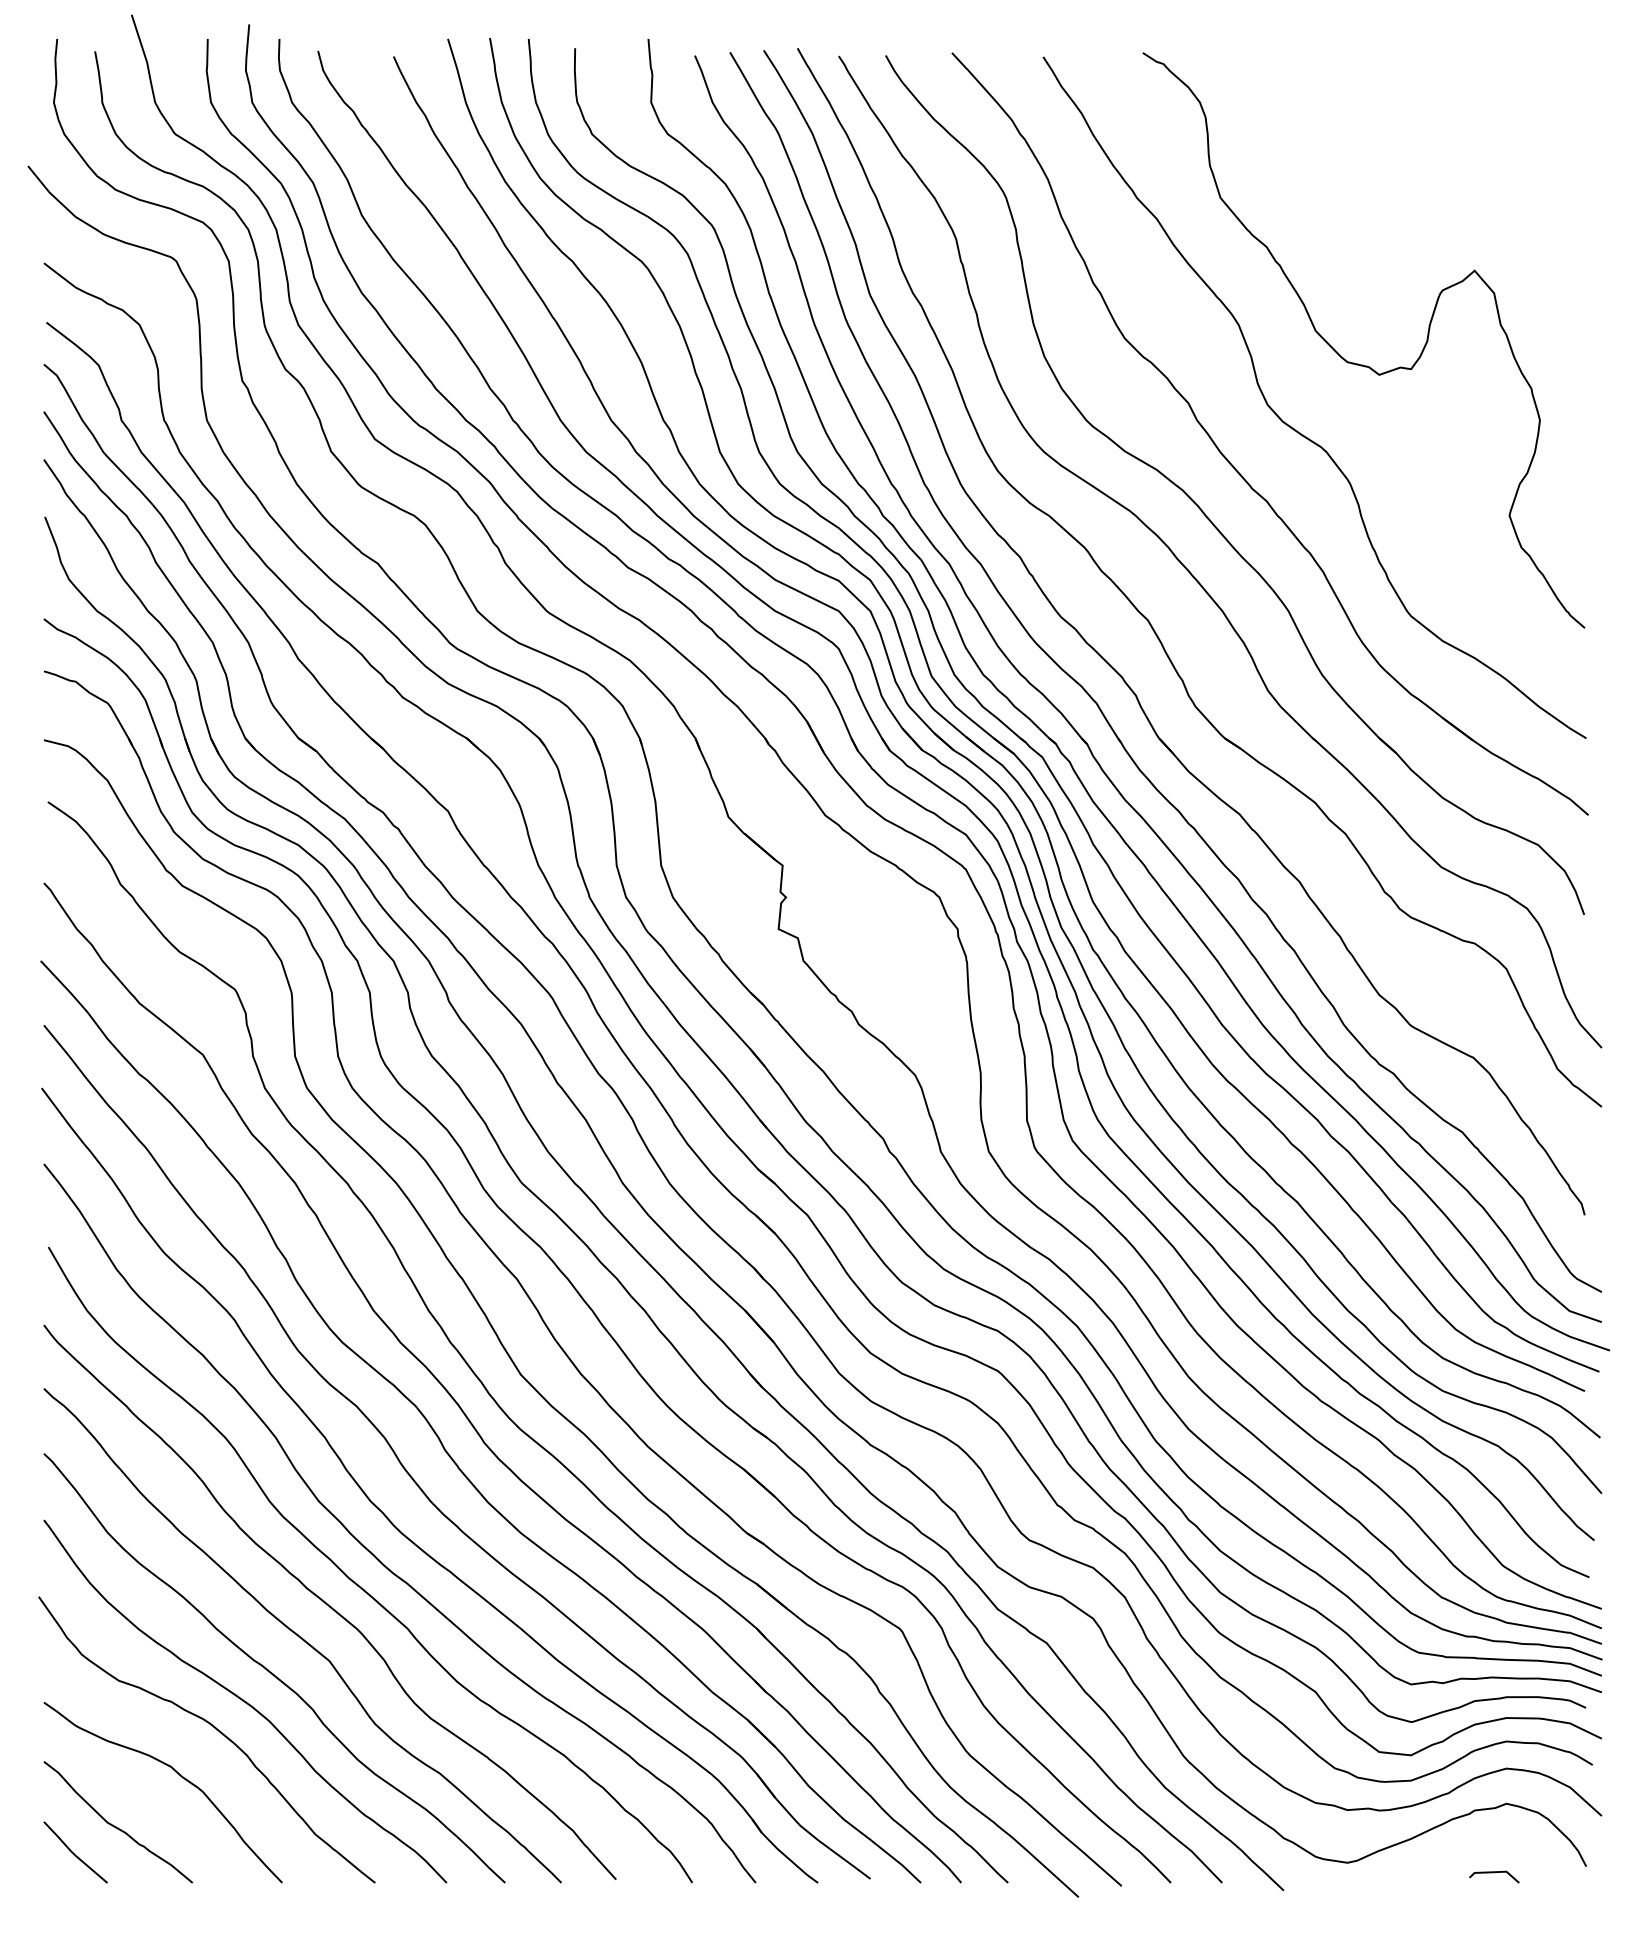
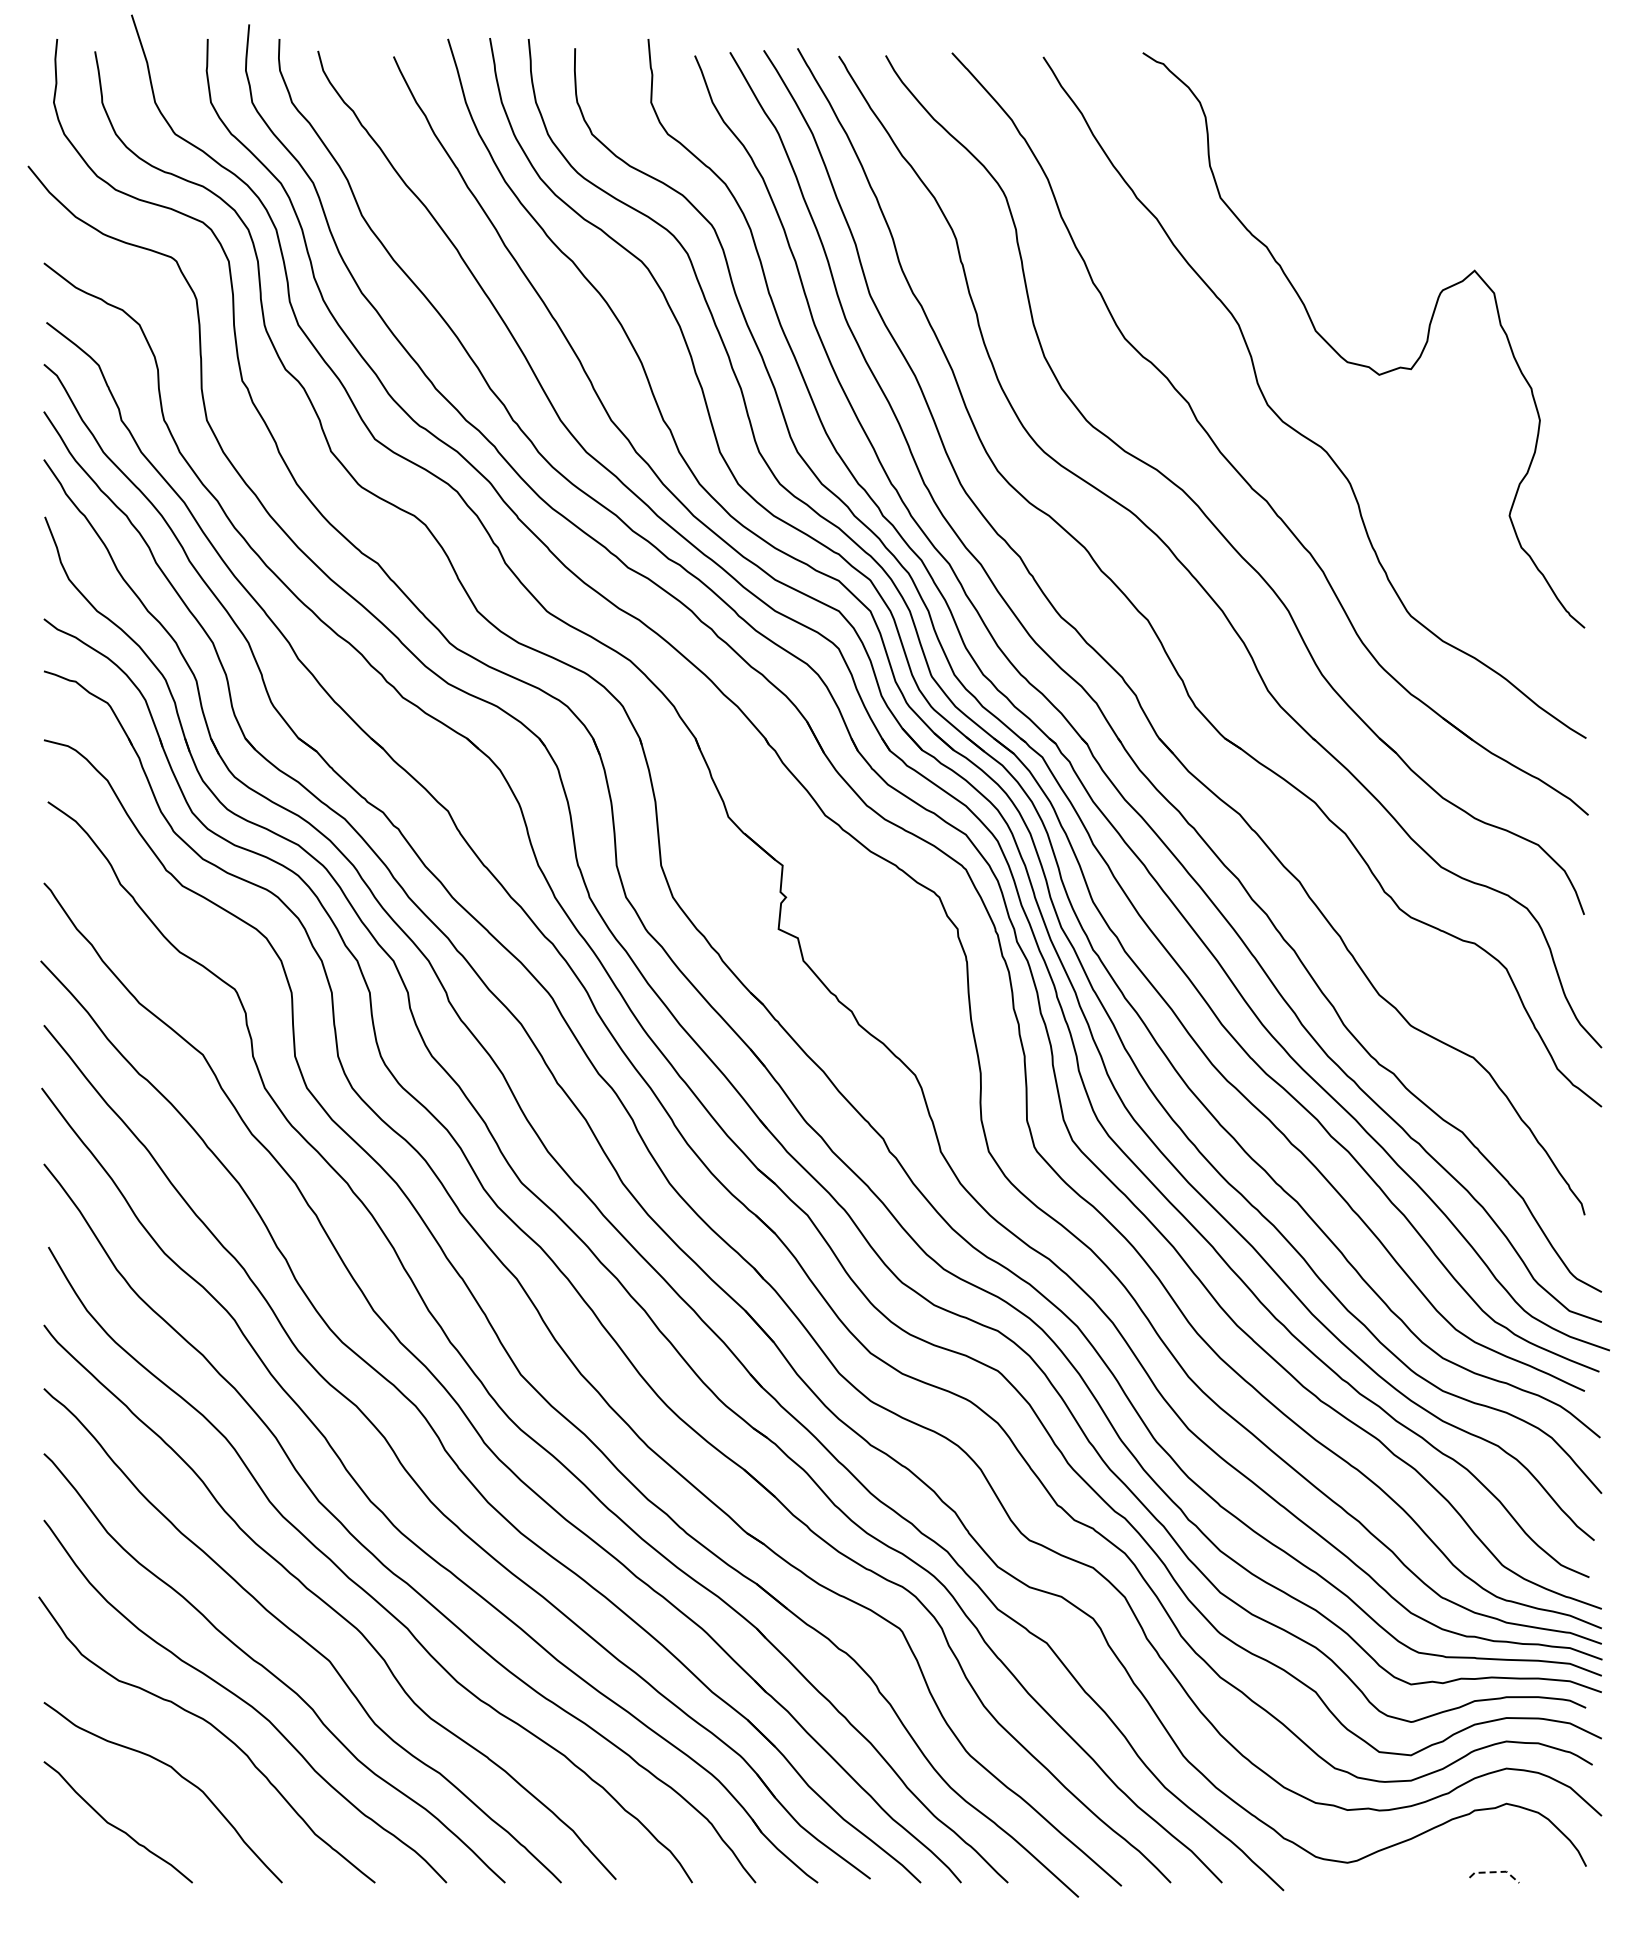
line: present -> none (74, 1853)
line: solid -> dashed (1495, 1872)
